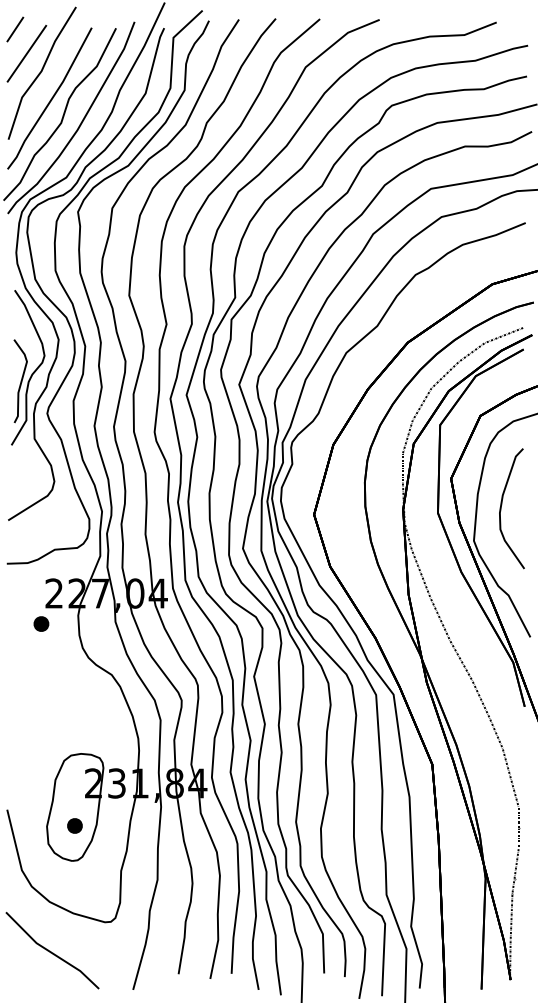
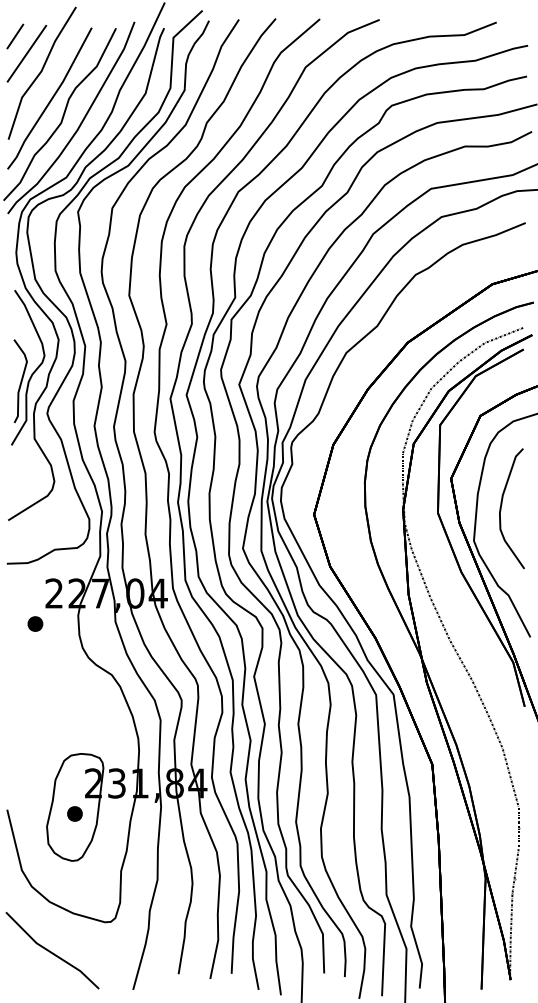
line position: (15, 29) -> (15, 36) (15, 36)
part position: (41, 623) -> (35, 623) (35, 623)
part position: (74, 825) -> (74, 813) (74, 813)
